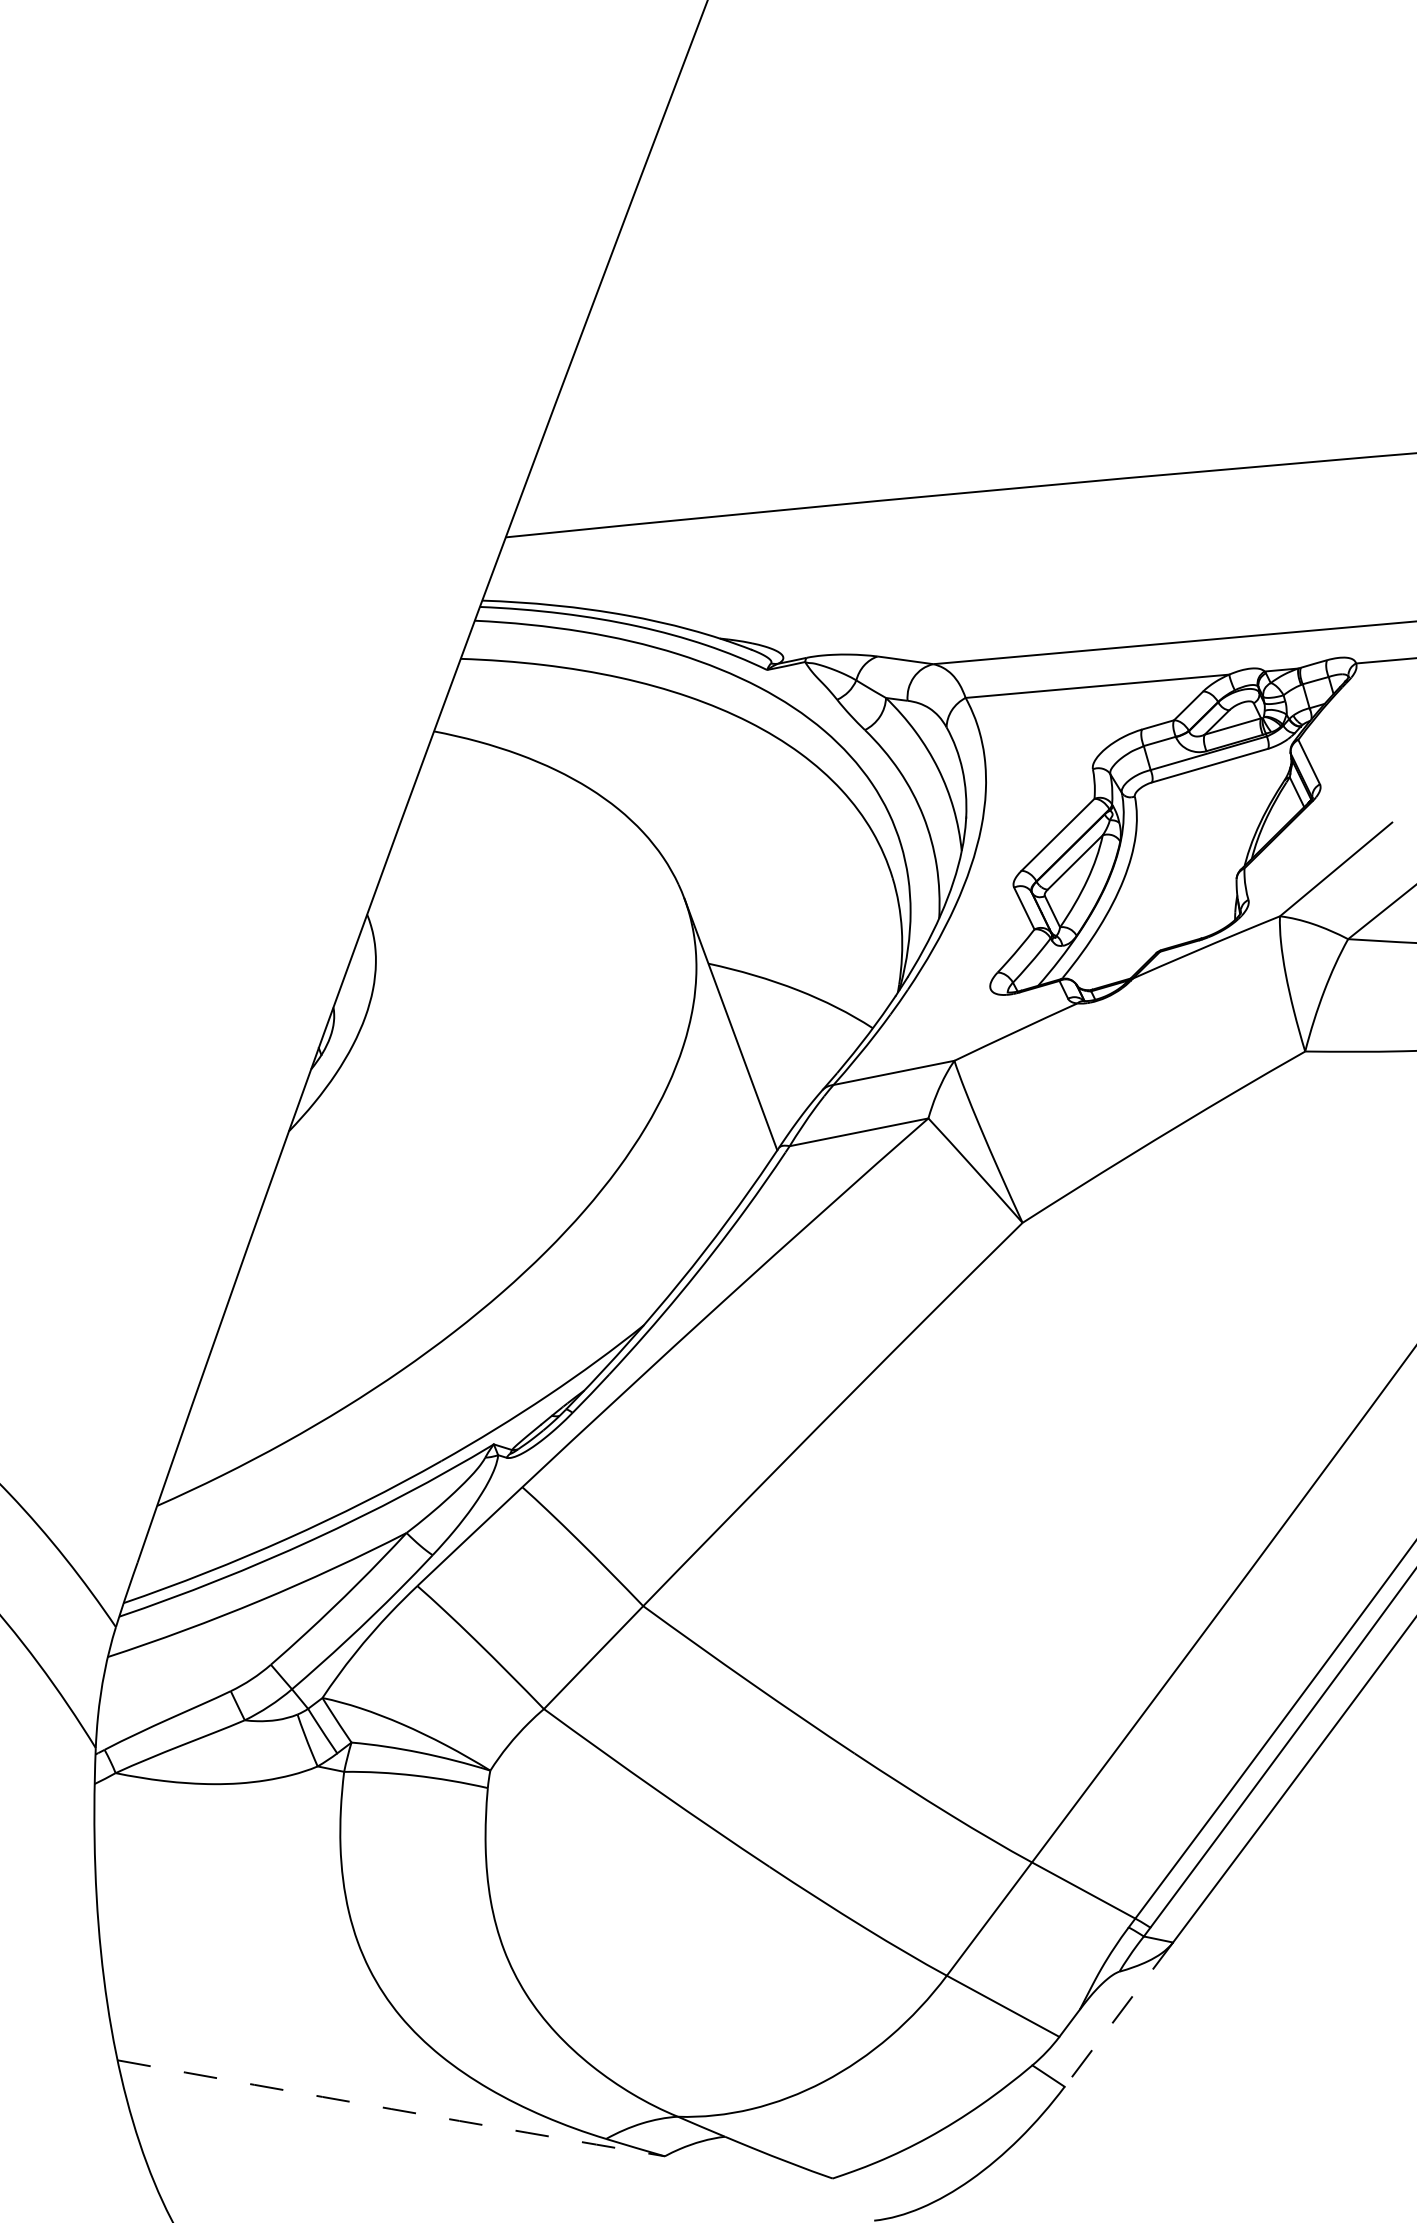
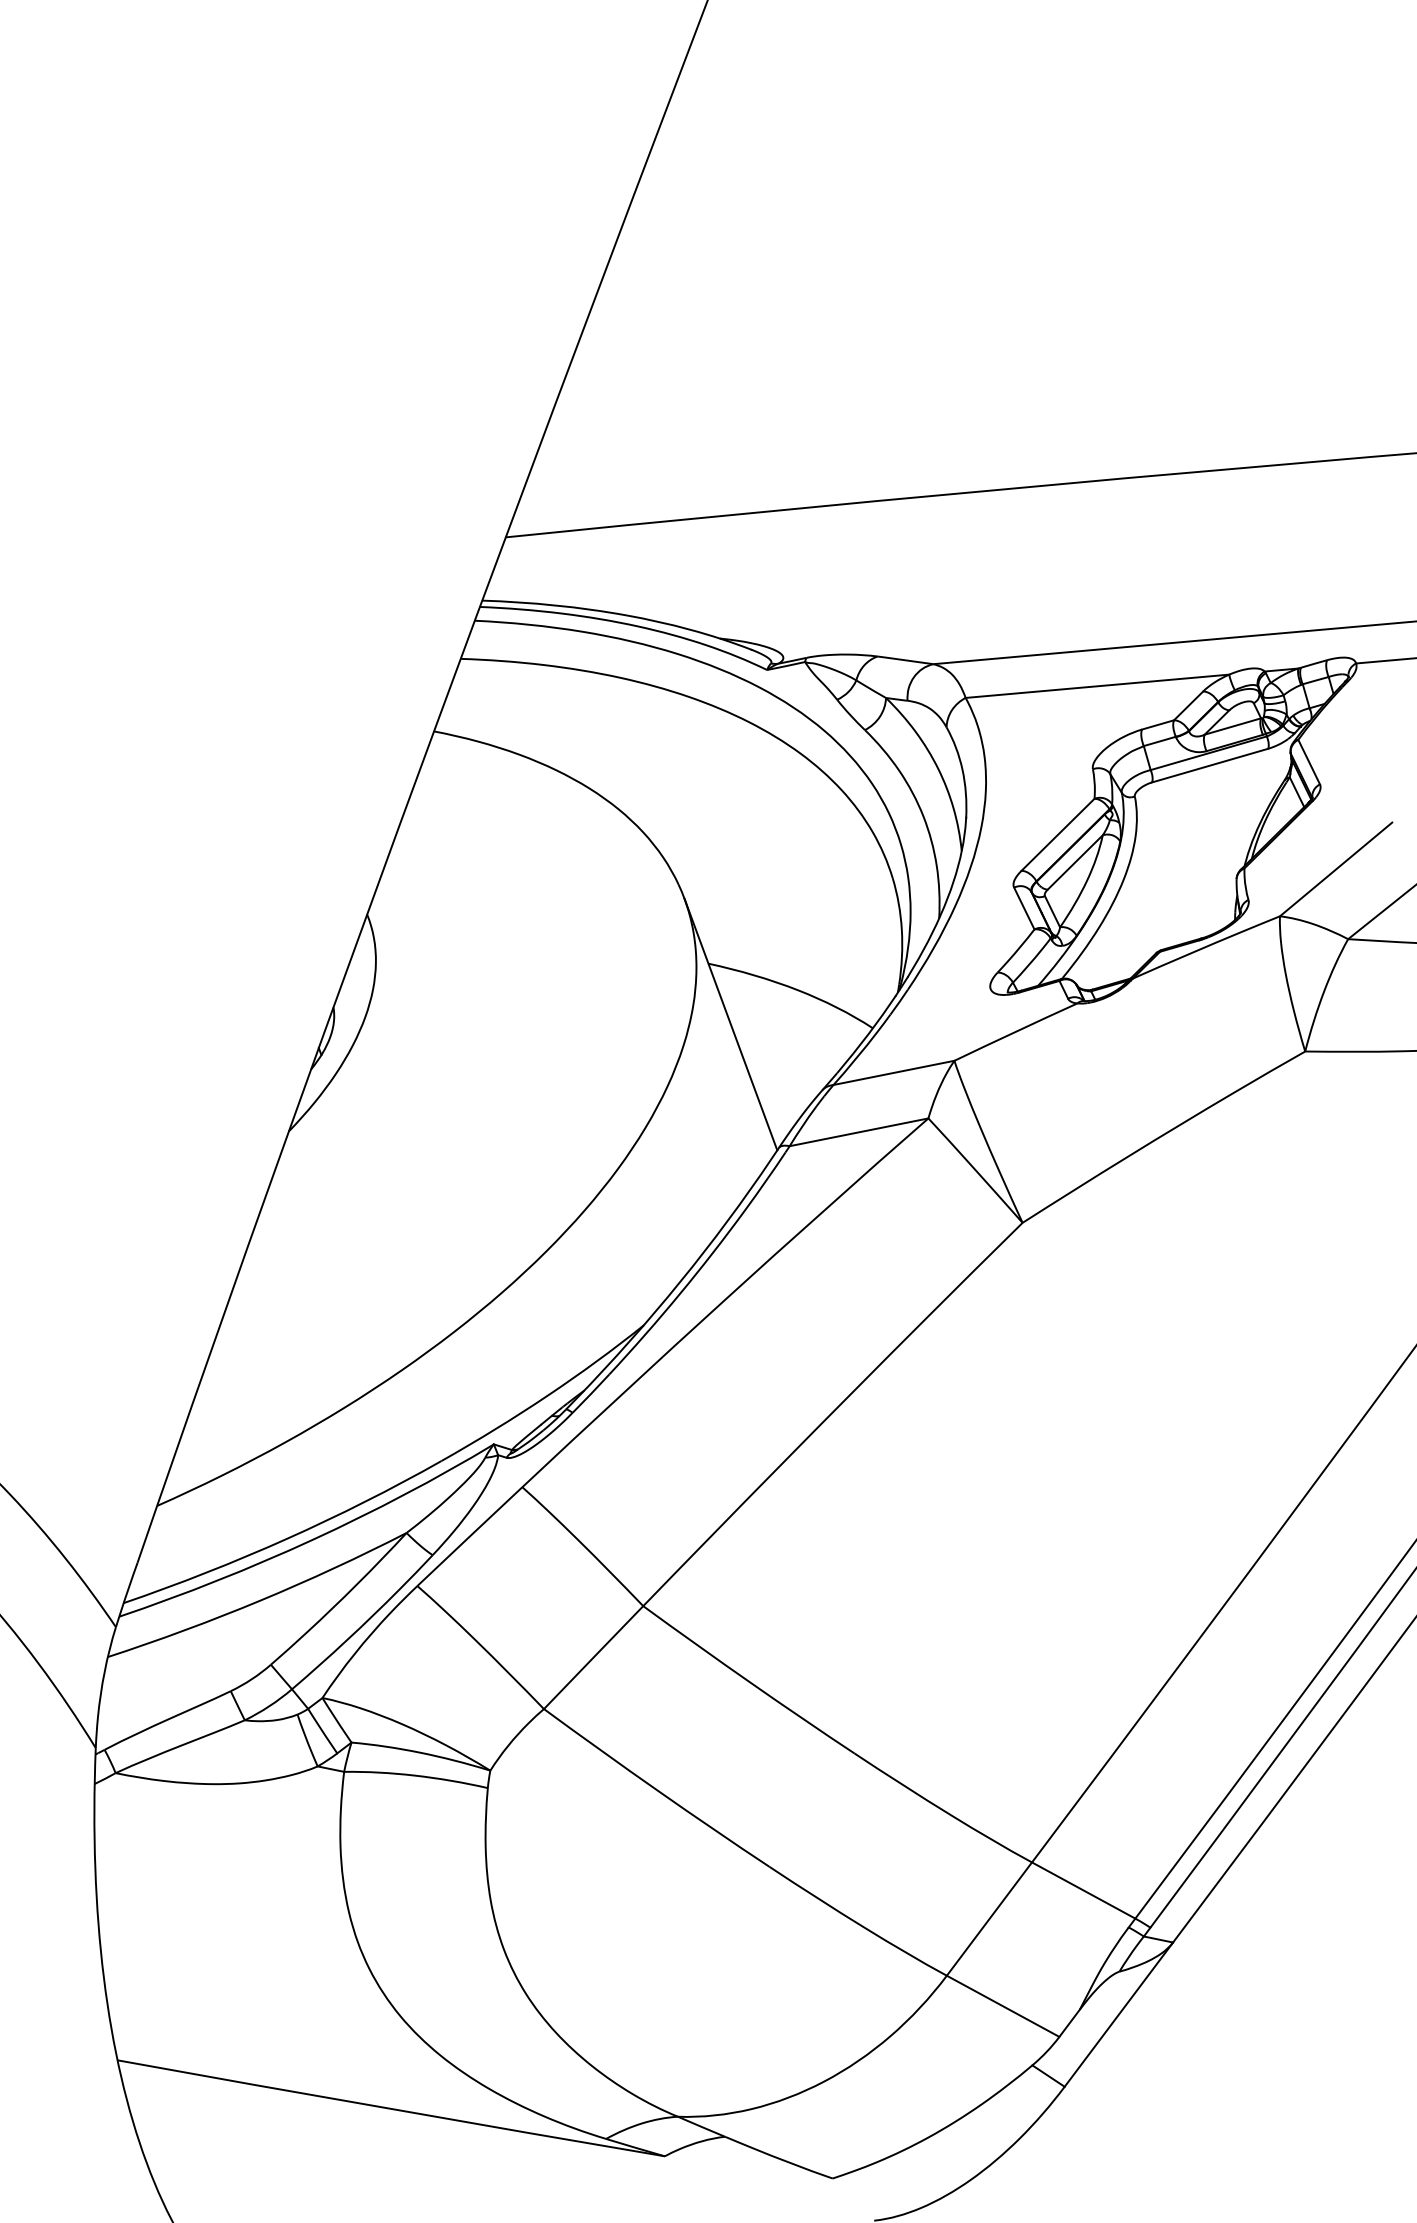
line: dashed -> solid (1118, 2015)
arc: dashed -> solid (391, 2109)
